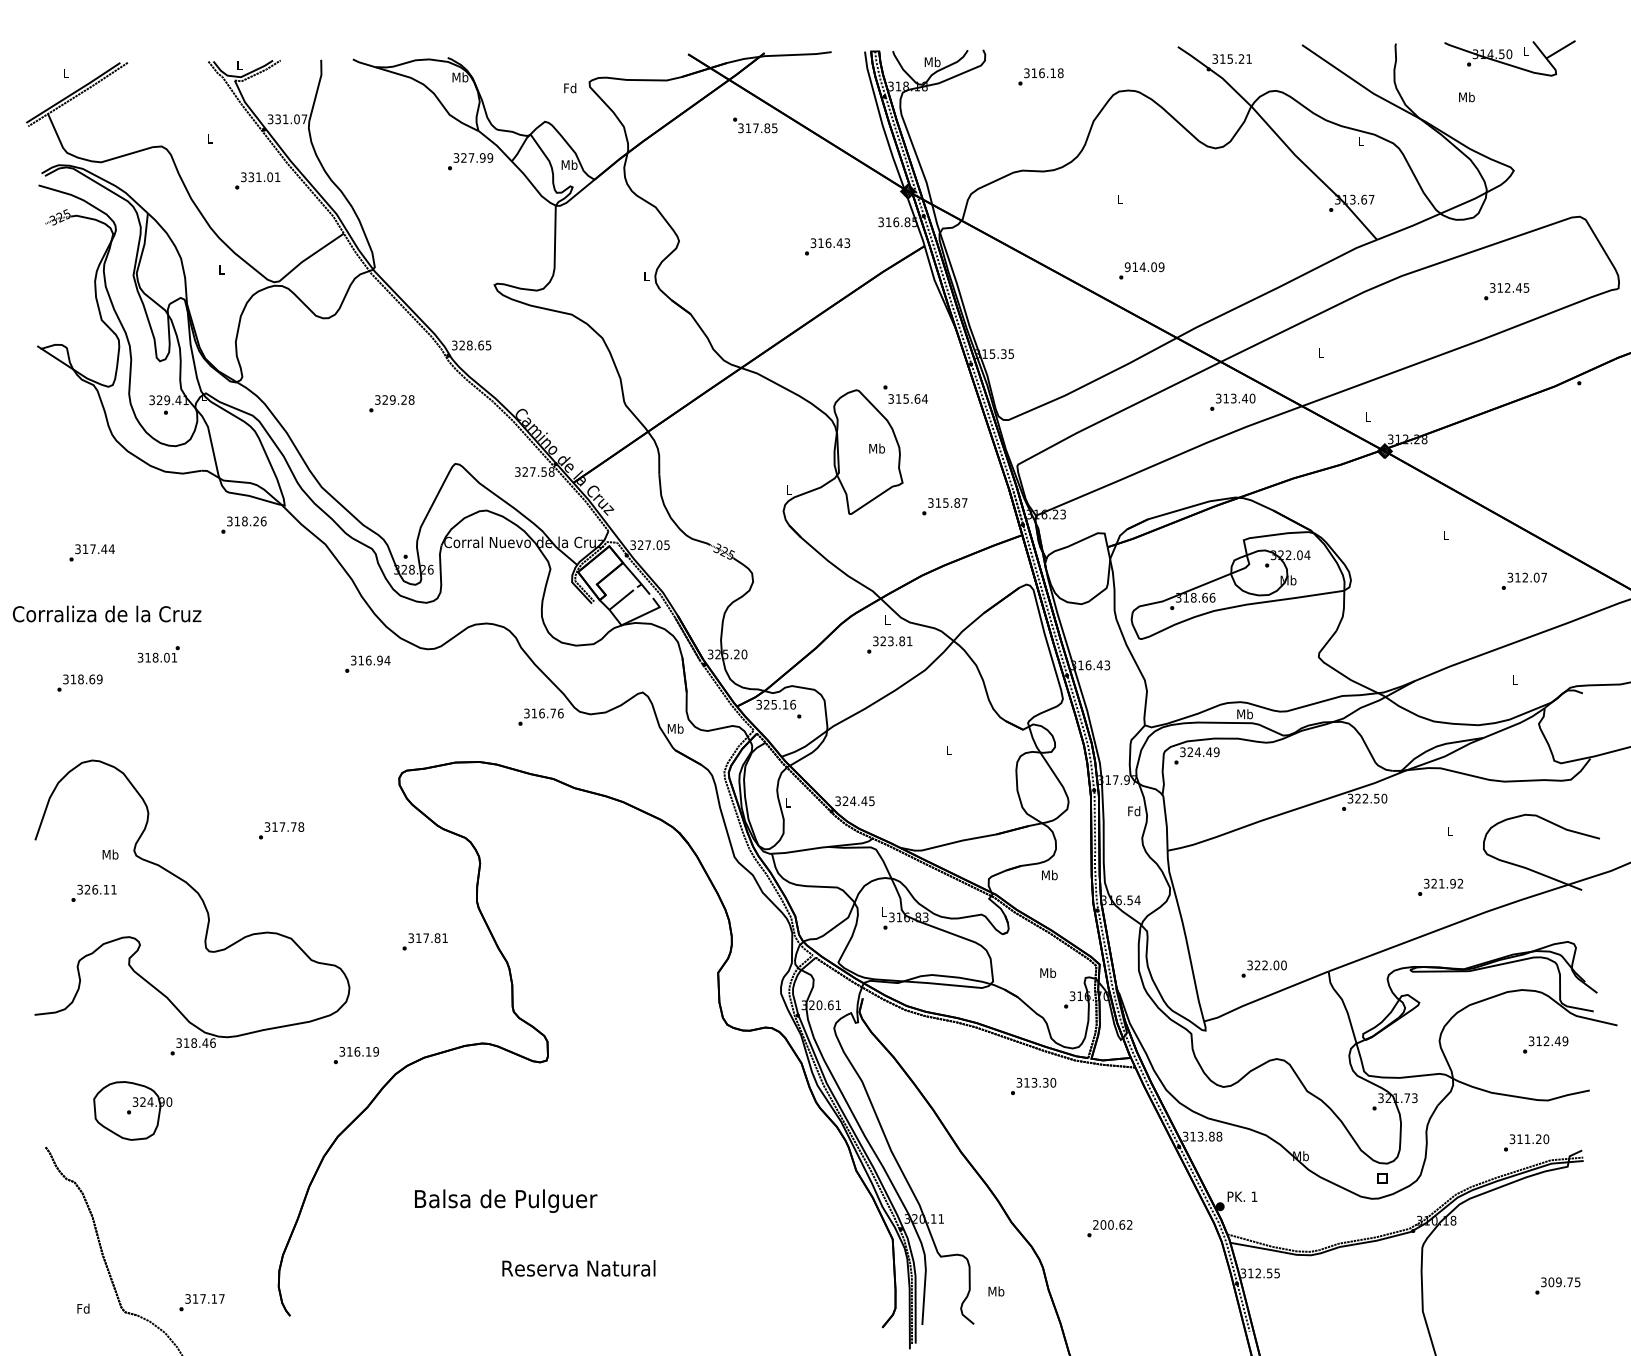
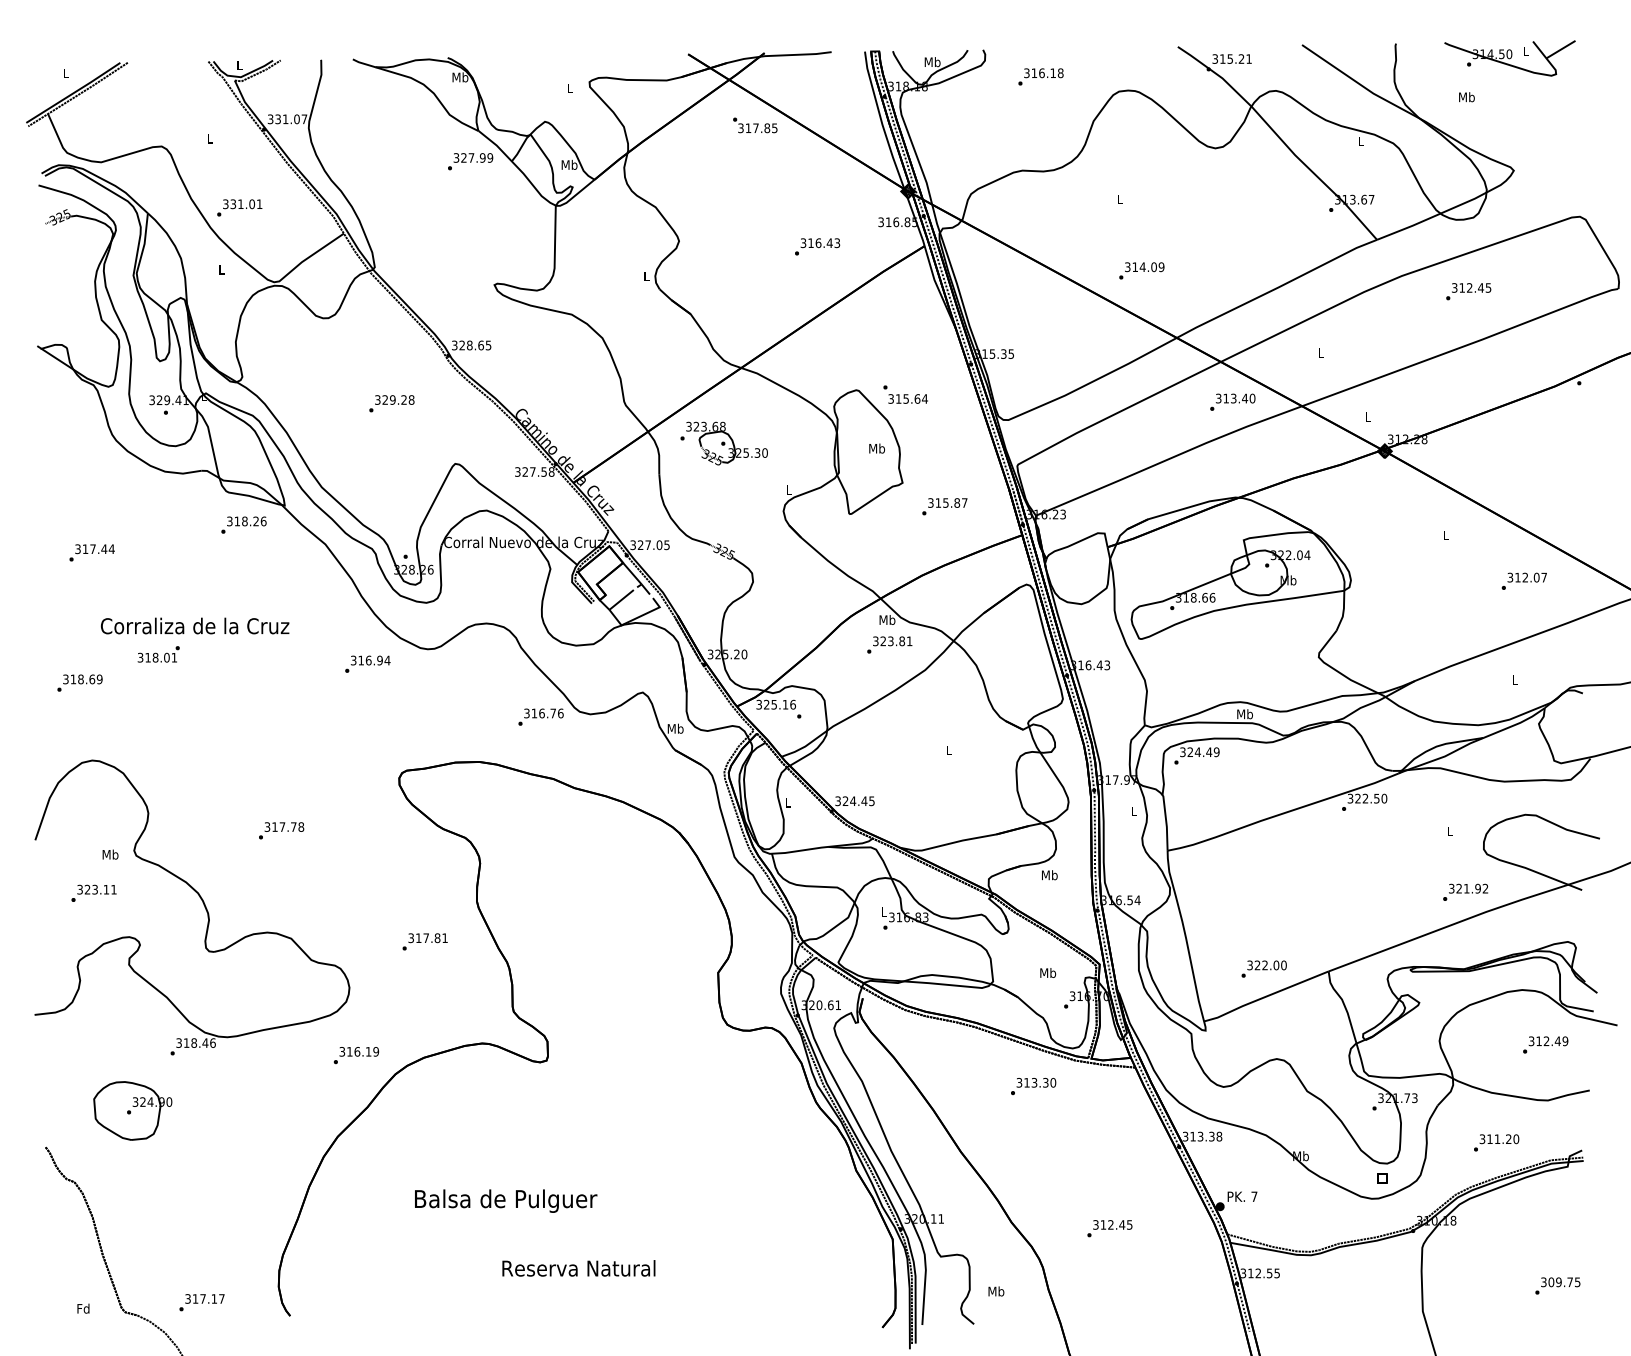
text: Fd -> L (570, 88)
text position: (257, 180) -> (239, 207) (239, 207)
text position: (827, 246) -> (817, 246) (817, 246)
text: 914.09 -> 314.09 (1127, 266)
text position: (1506, 291) -> (1468, 291) (1468, 291)
part: none -> present (723, 443)
text position: (107, 613) -> (195, 625) (195, 625)
text: L -> Mb (887, 619)
text: Fd -> L (1134, 811)
text position: (1440, 886) -> (1465, 891) (1465, 891)
text: 326.11 -> 323.11 (95, 889)
text: 313.88 -> 313.38 (1211, 1136)
text position: (1526, 1142) -> (1496, 1142) (1496, 1142)
text: 1 -> 7 (1254, 1196)
text: 200.62 -> 312.45 (1112, 1224)
